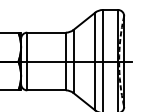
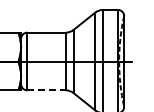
line: solid -> dashed (47, 90)
